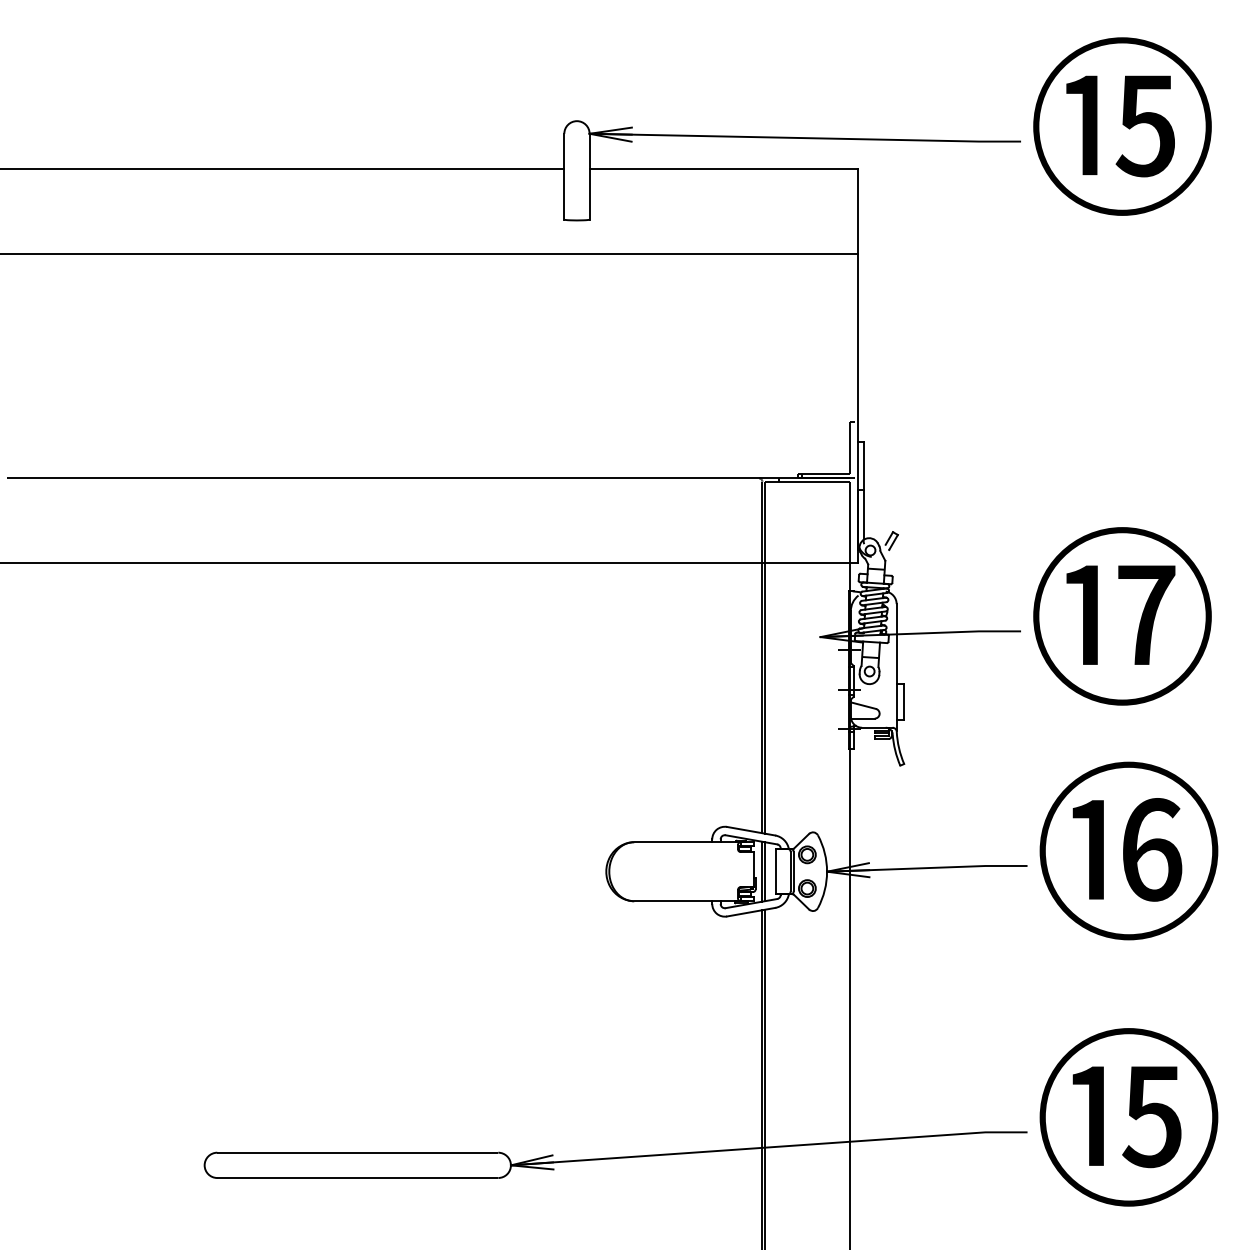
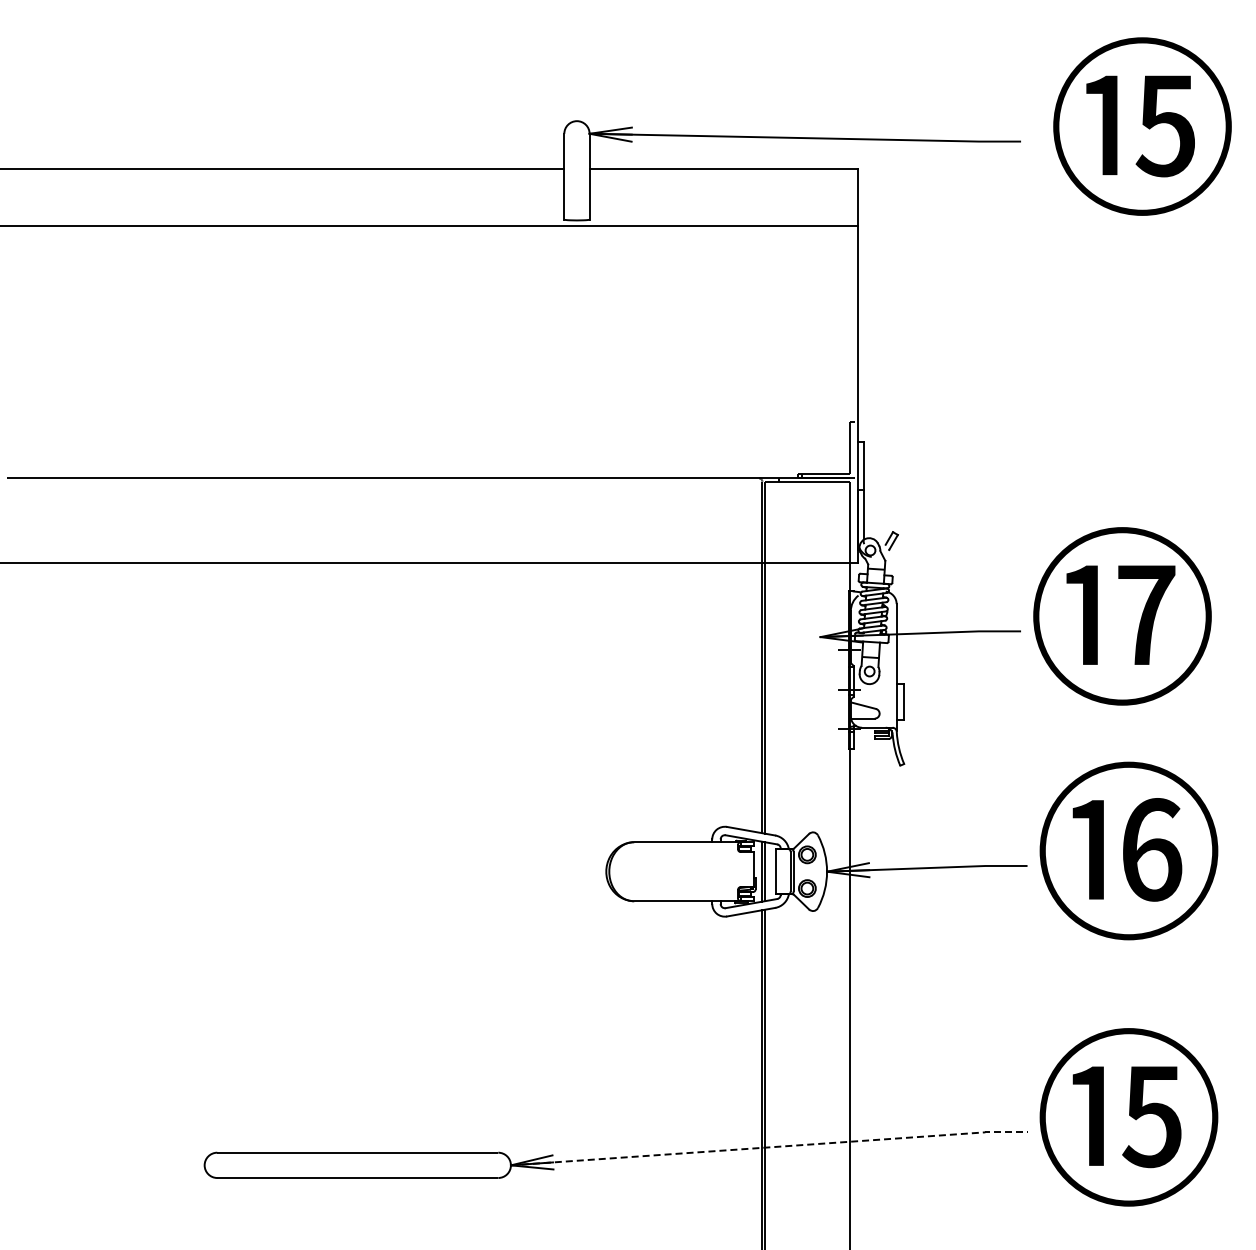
text position: (1122, 126) -> (1142, 126) (1142, 126)
line position: (429, 253) -> (429, 225) (429, 225)
line: solid -> dashed (770, 1147)
